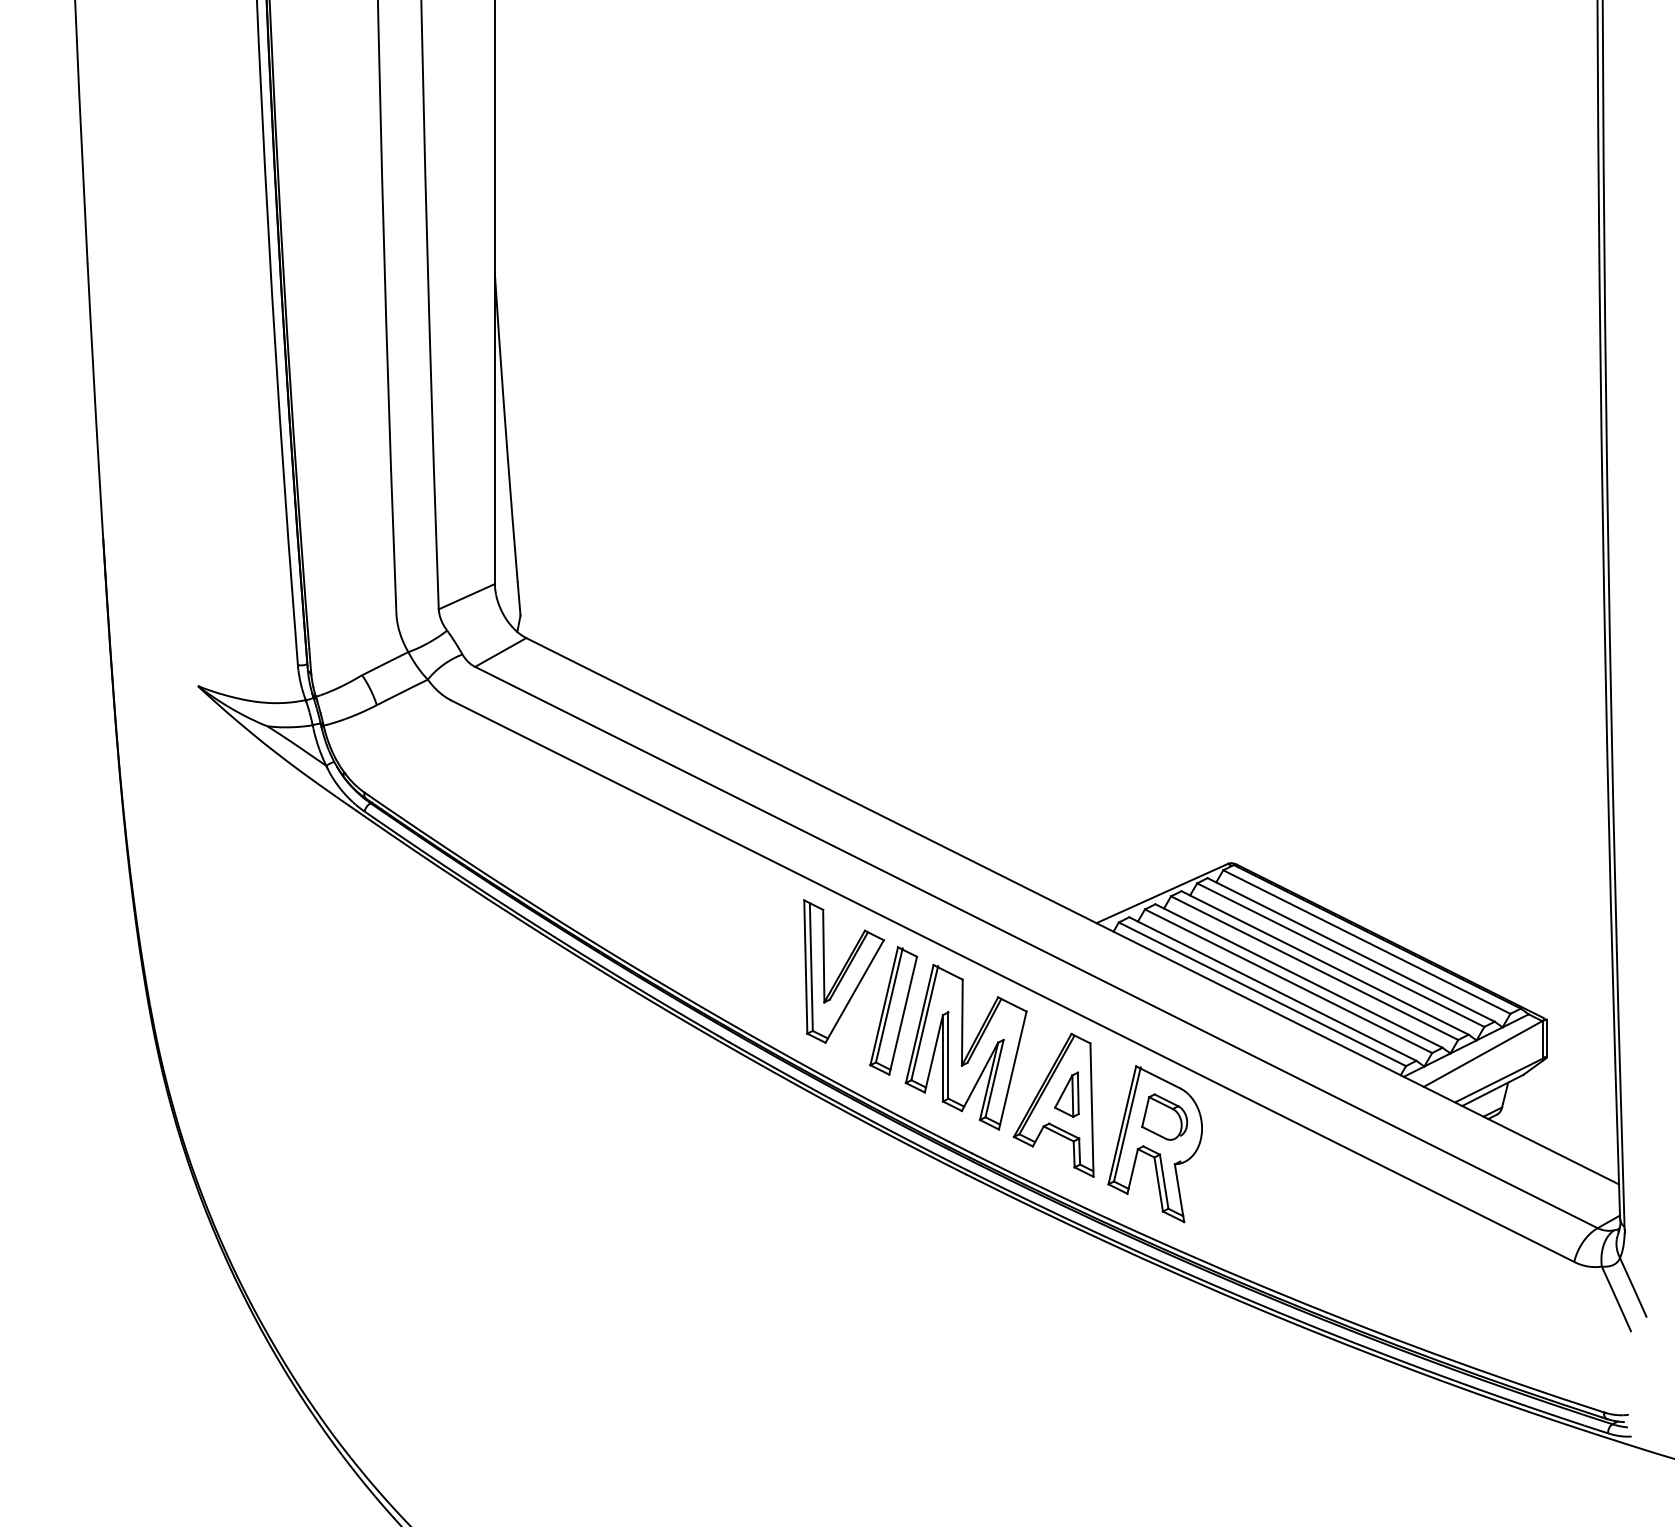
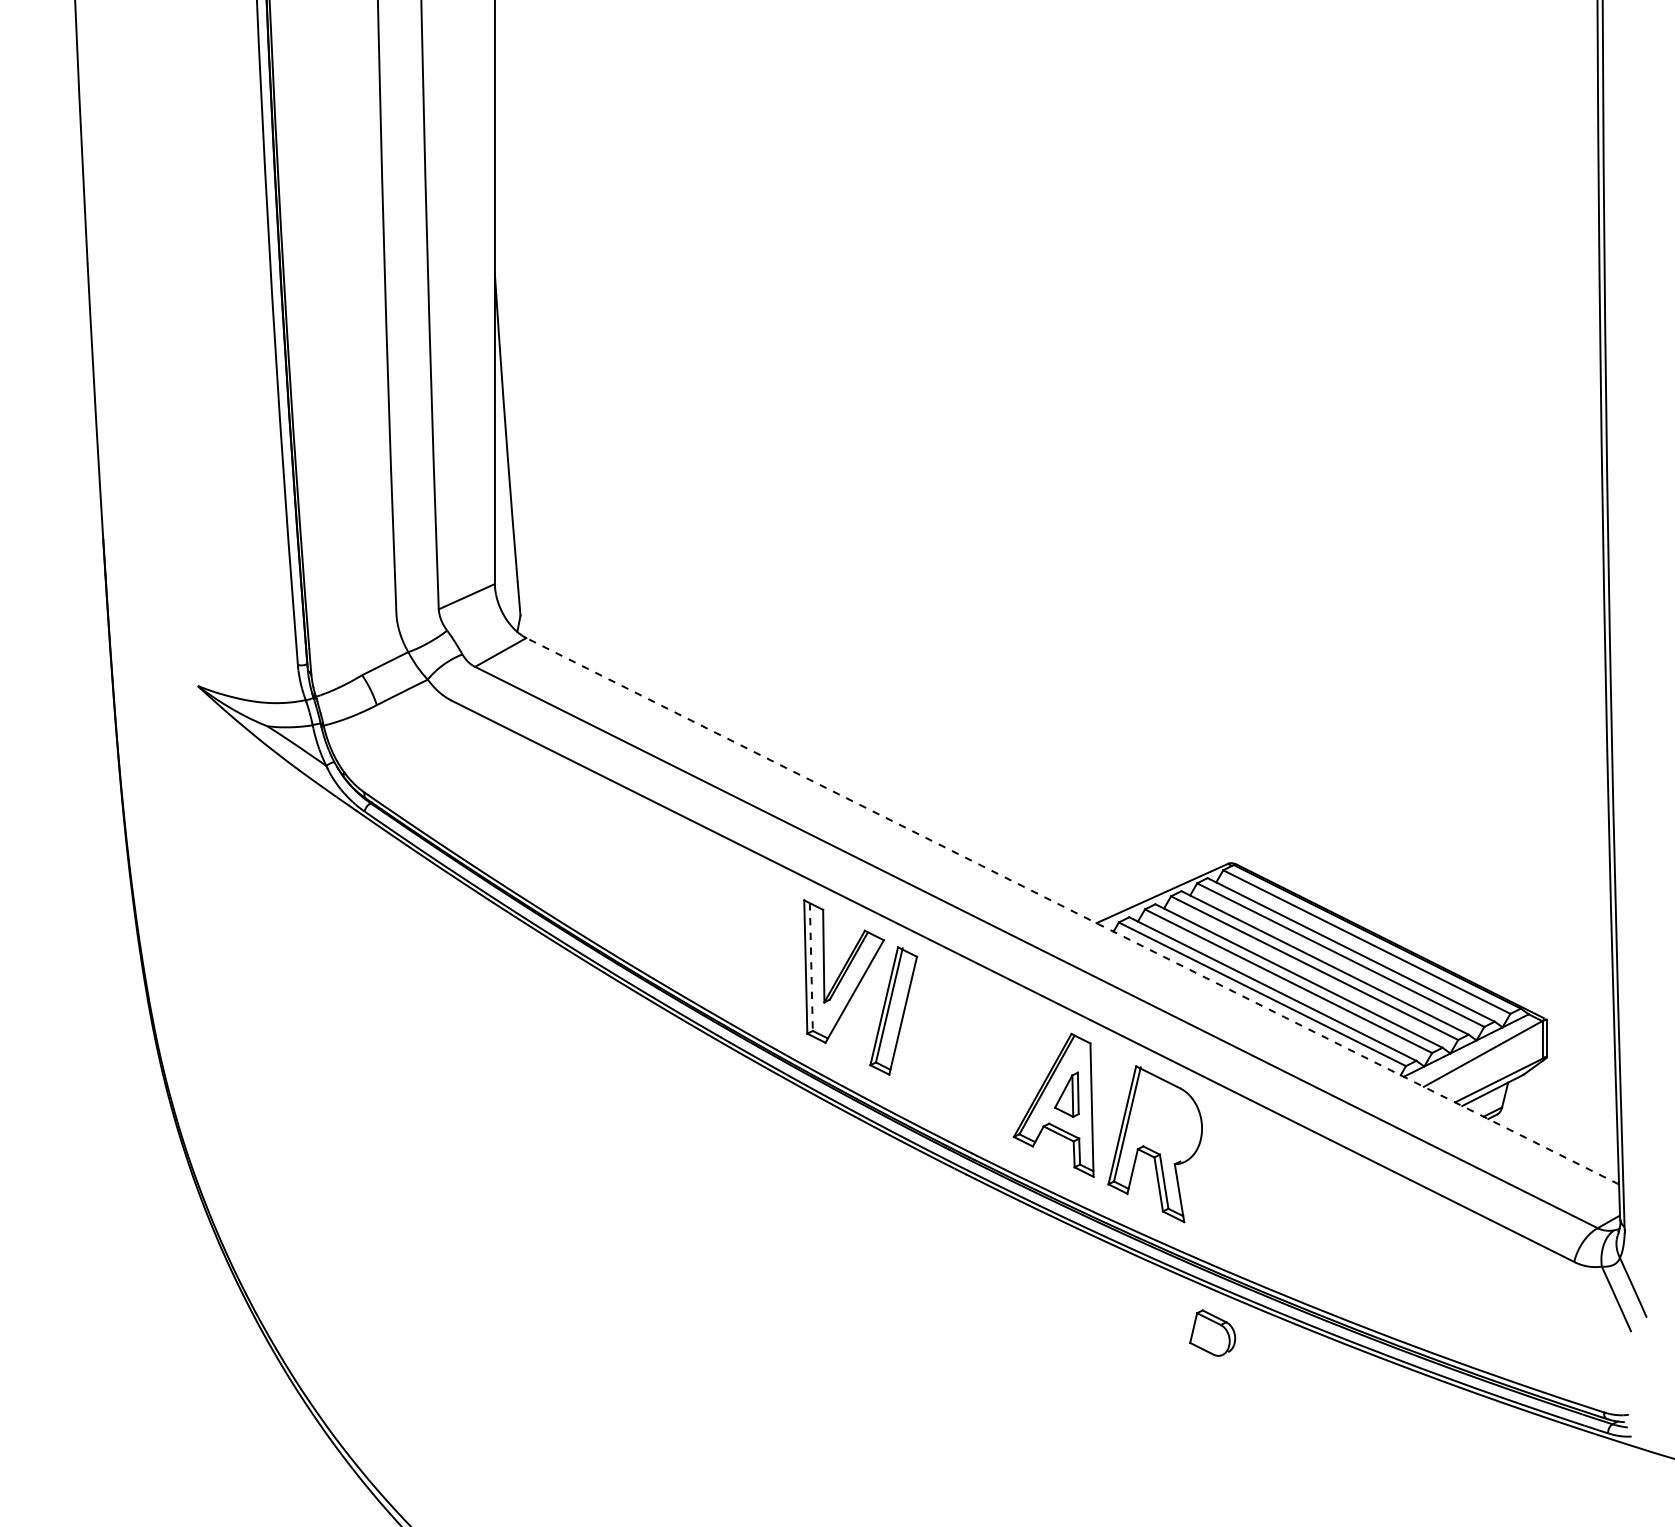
line: solid -> dashed (1072, 911)
line: solid -> dashed (811, 967)
part: present -> none (965, 1047)
part position: (1164, 1116) -> (1212, 1332) (1212, 1332)
